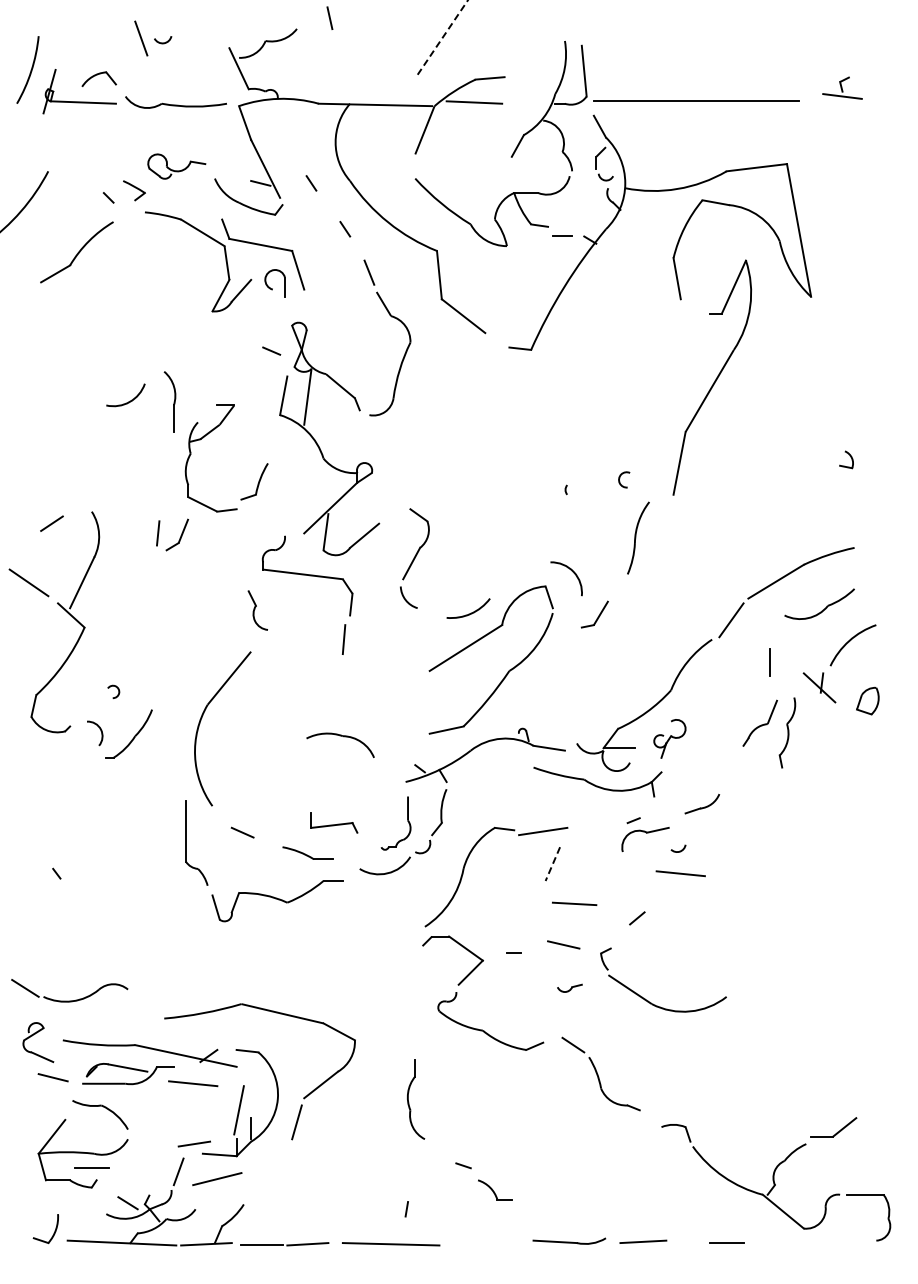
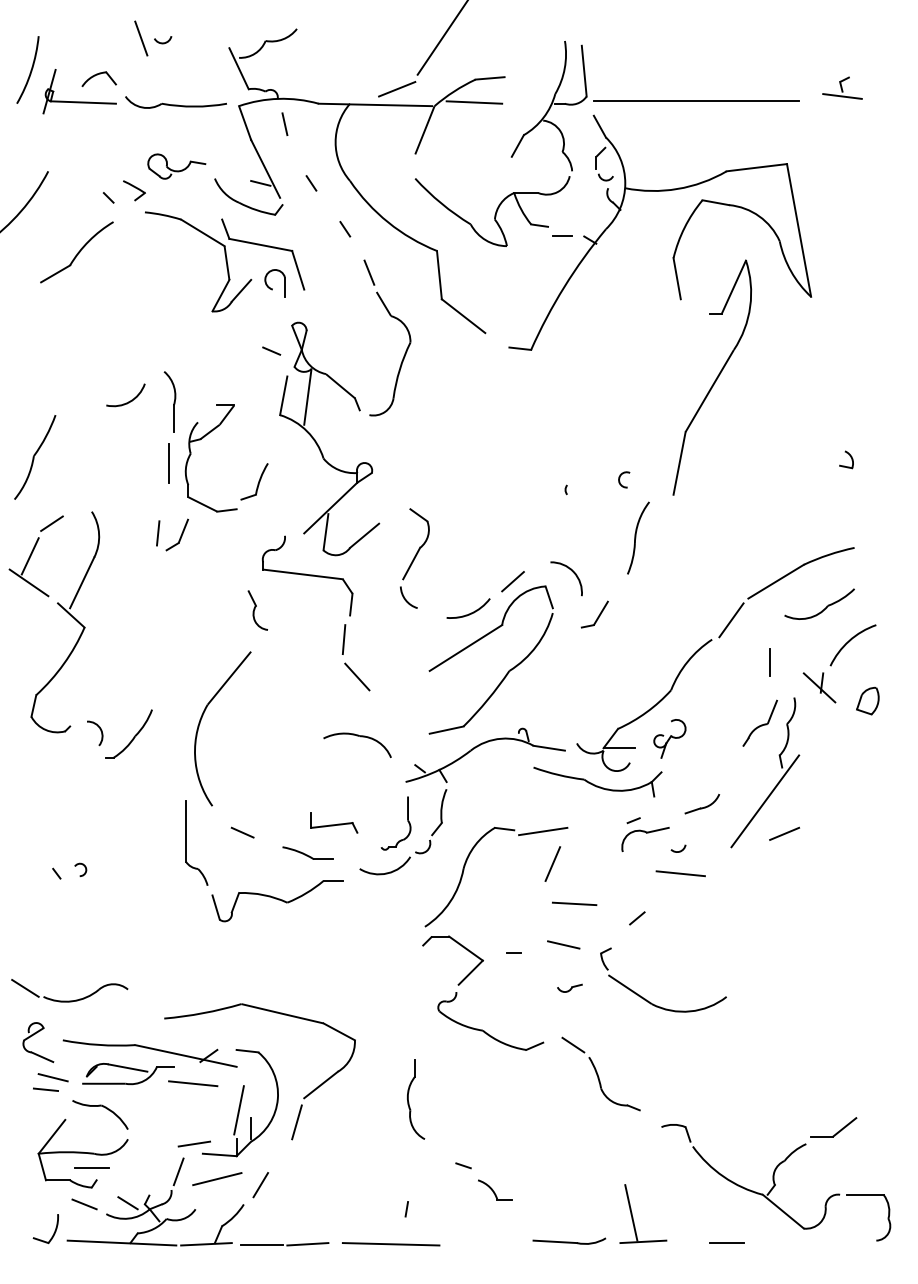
line position: (329, 17) -> (284, 123) (284, 123)
line: dashed -> solid (442, 37)
line: none -> present (397, 89)
part: none -> present (35, 457)
line: none -> present (168, 463)
line: none -> present (29, 556)
line: none -> present (512, 581)
line: none -> present (357, 676)
arc position: (116, 688) -> (83, 866) (83, 866)
part position: (343, 737) -> (360, 737) (360, 737)
line: none -> present (765, 801)
line: none -> present (784, 833)
line: dashed -> solid (552, 864)
line: none -> present (45, 1089)
line: none -> present (260, 1185)
line: none -> present (84, 1204)
line: none -> present (631, 1212)
